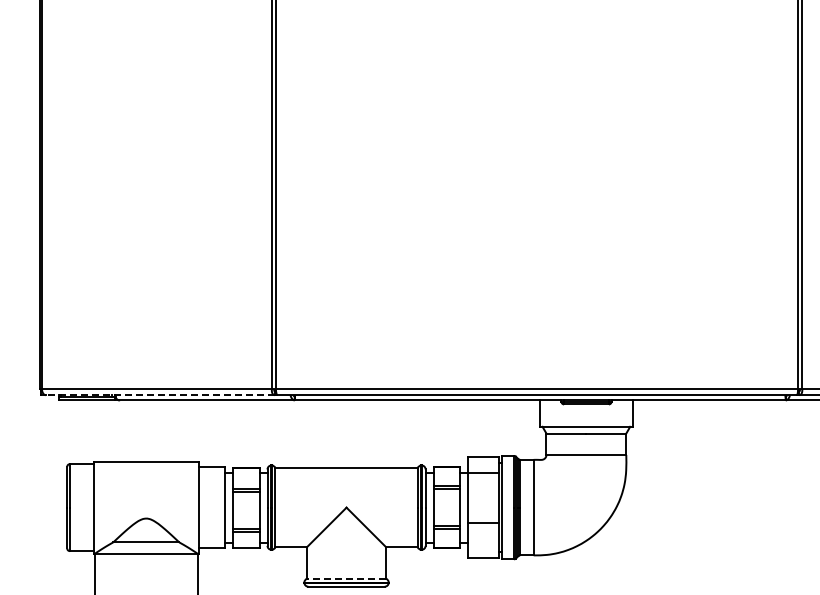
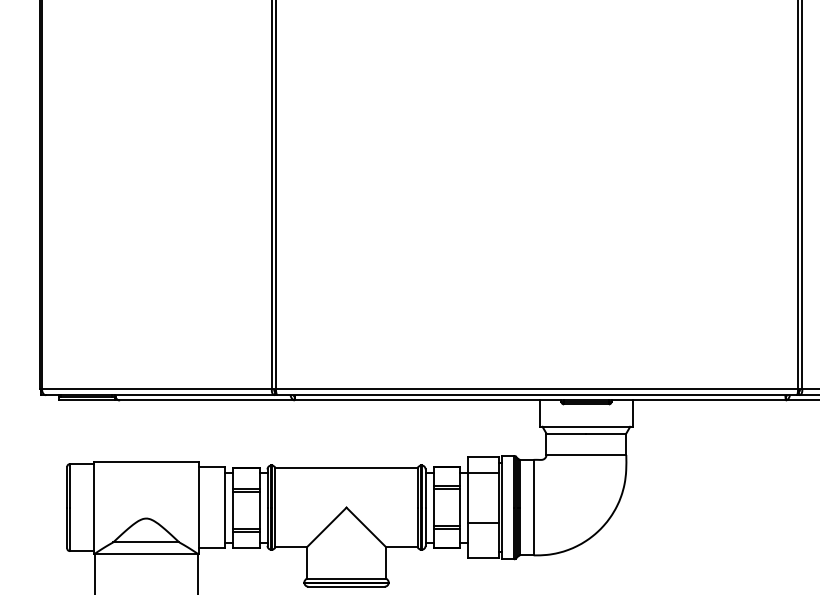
line: dashed -> solid (159, 395)
line: dashed -> solid (346, 578)
